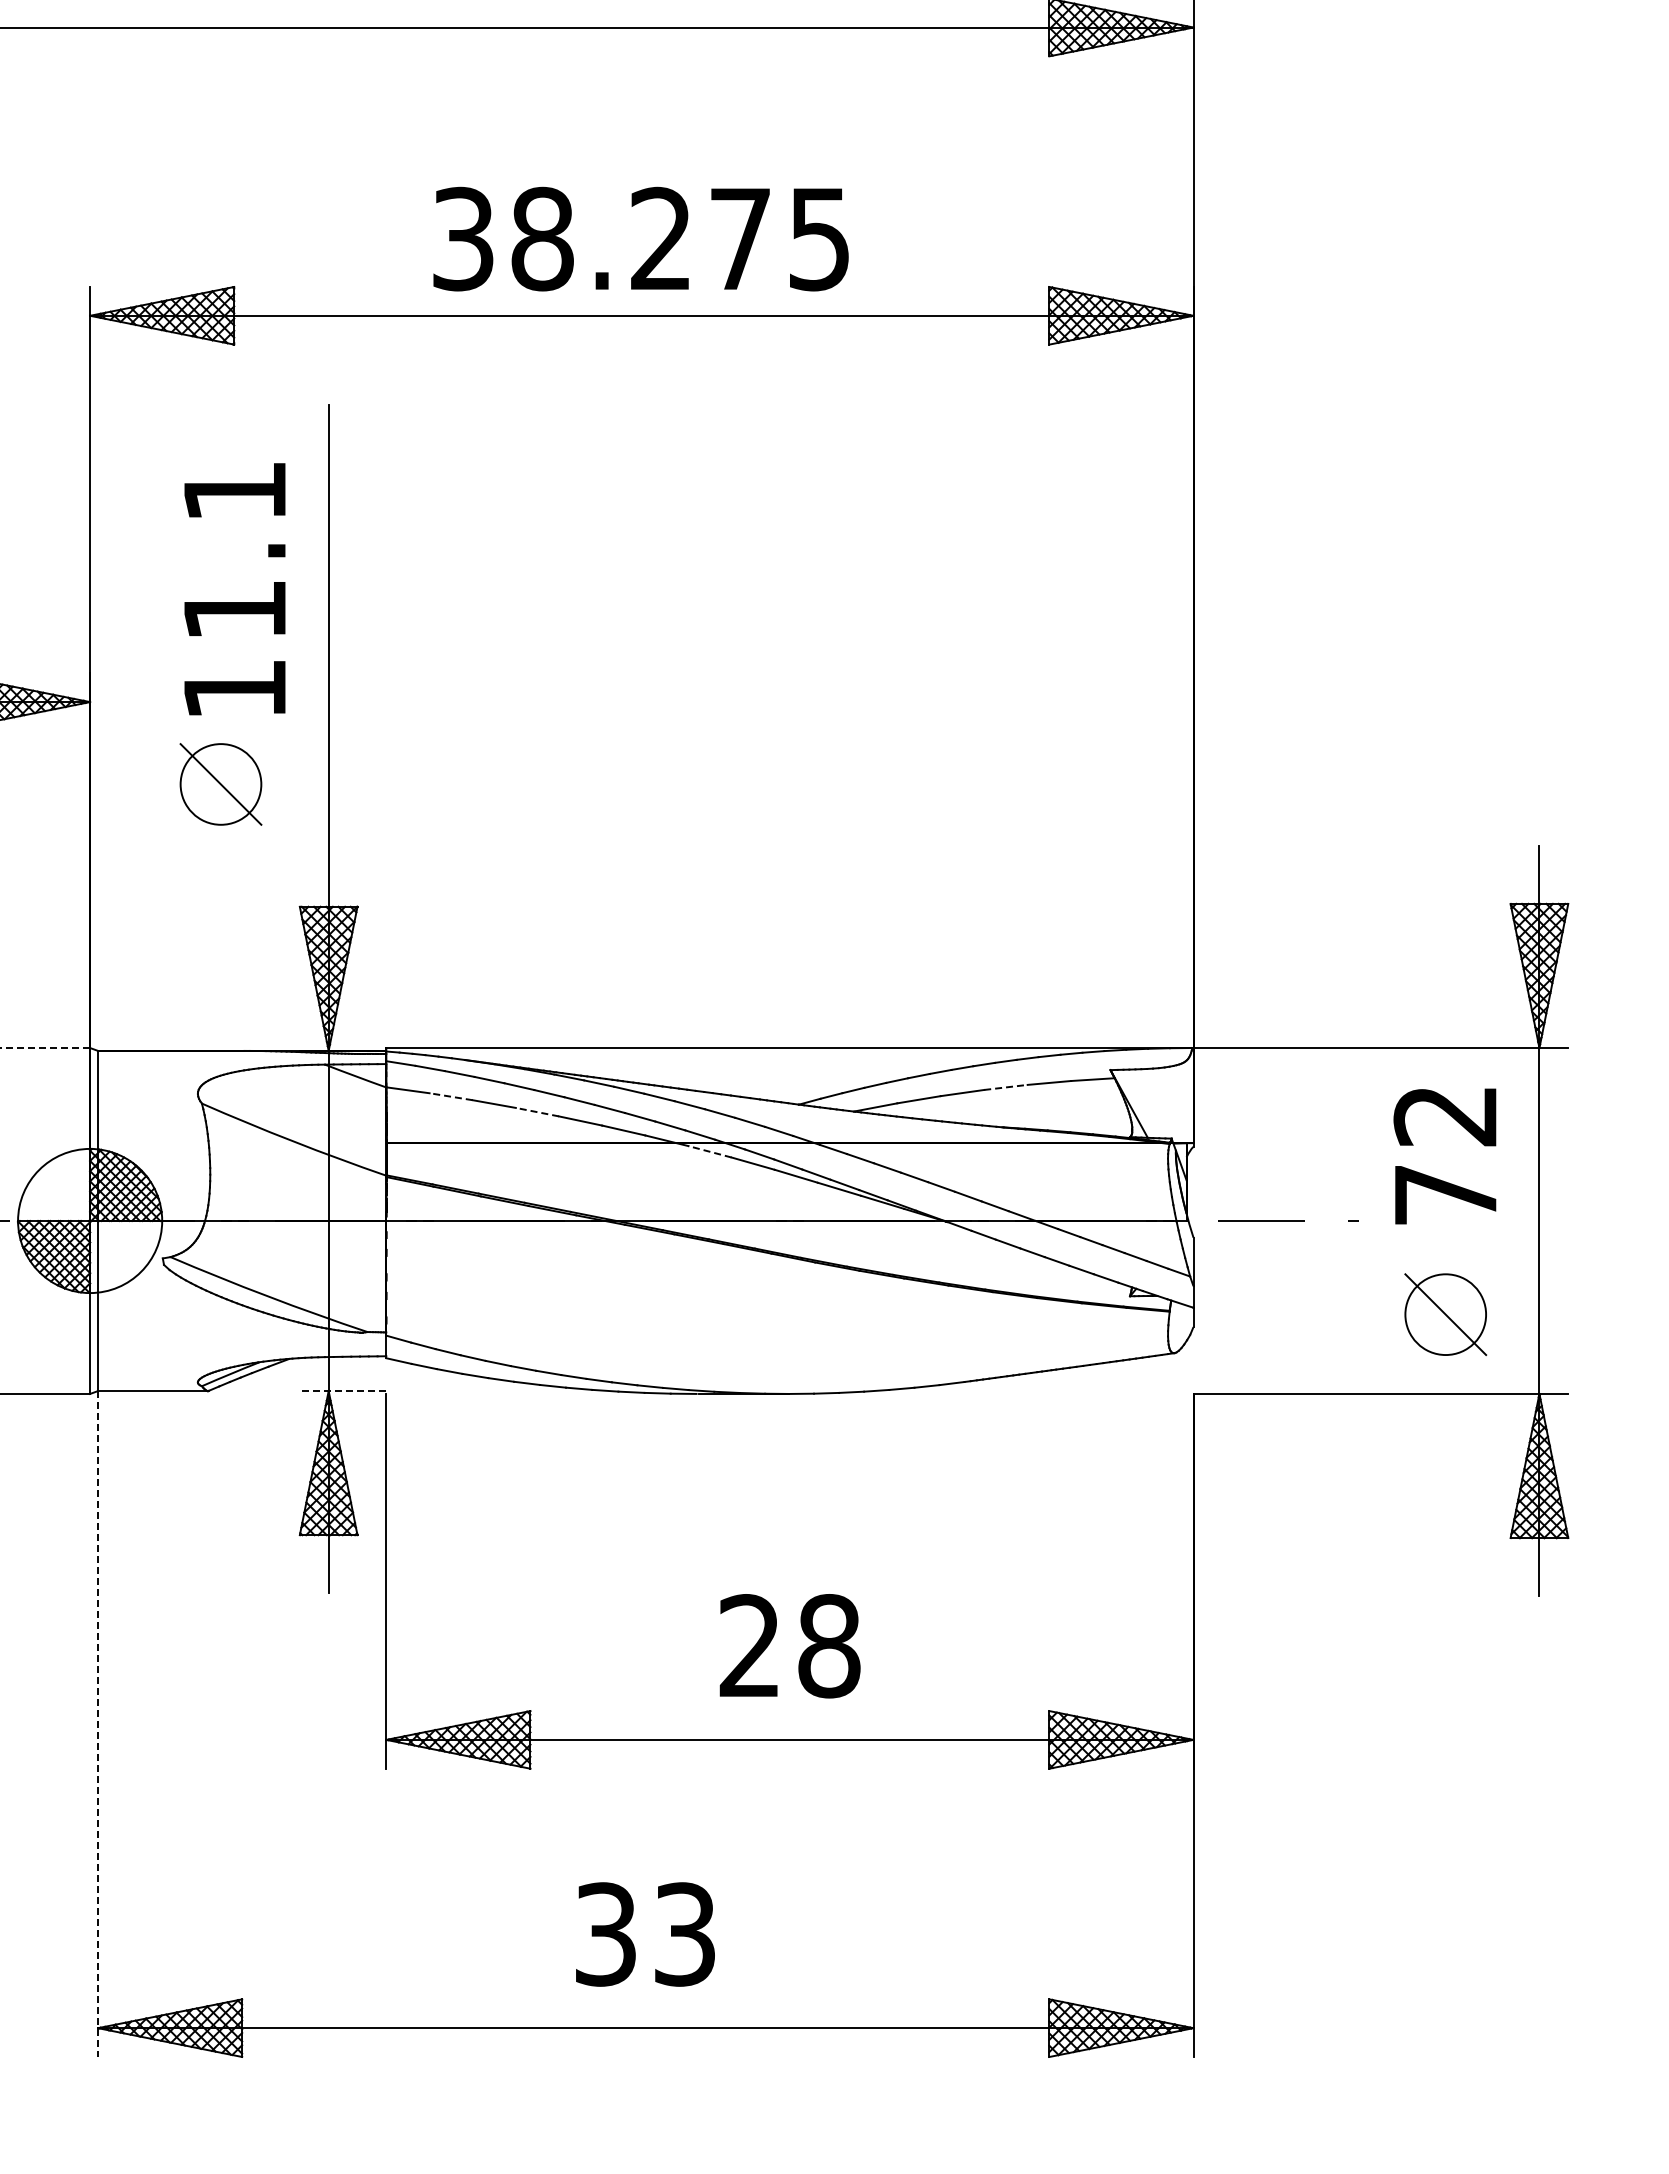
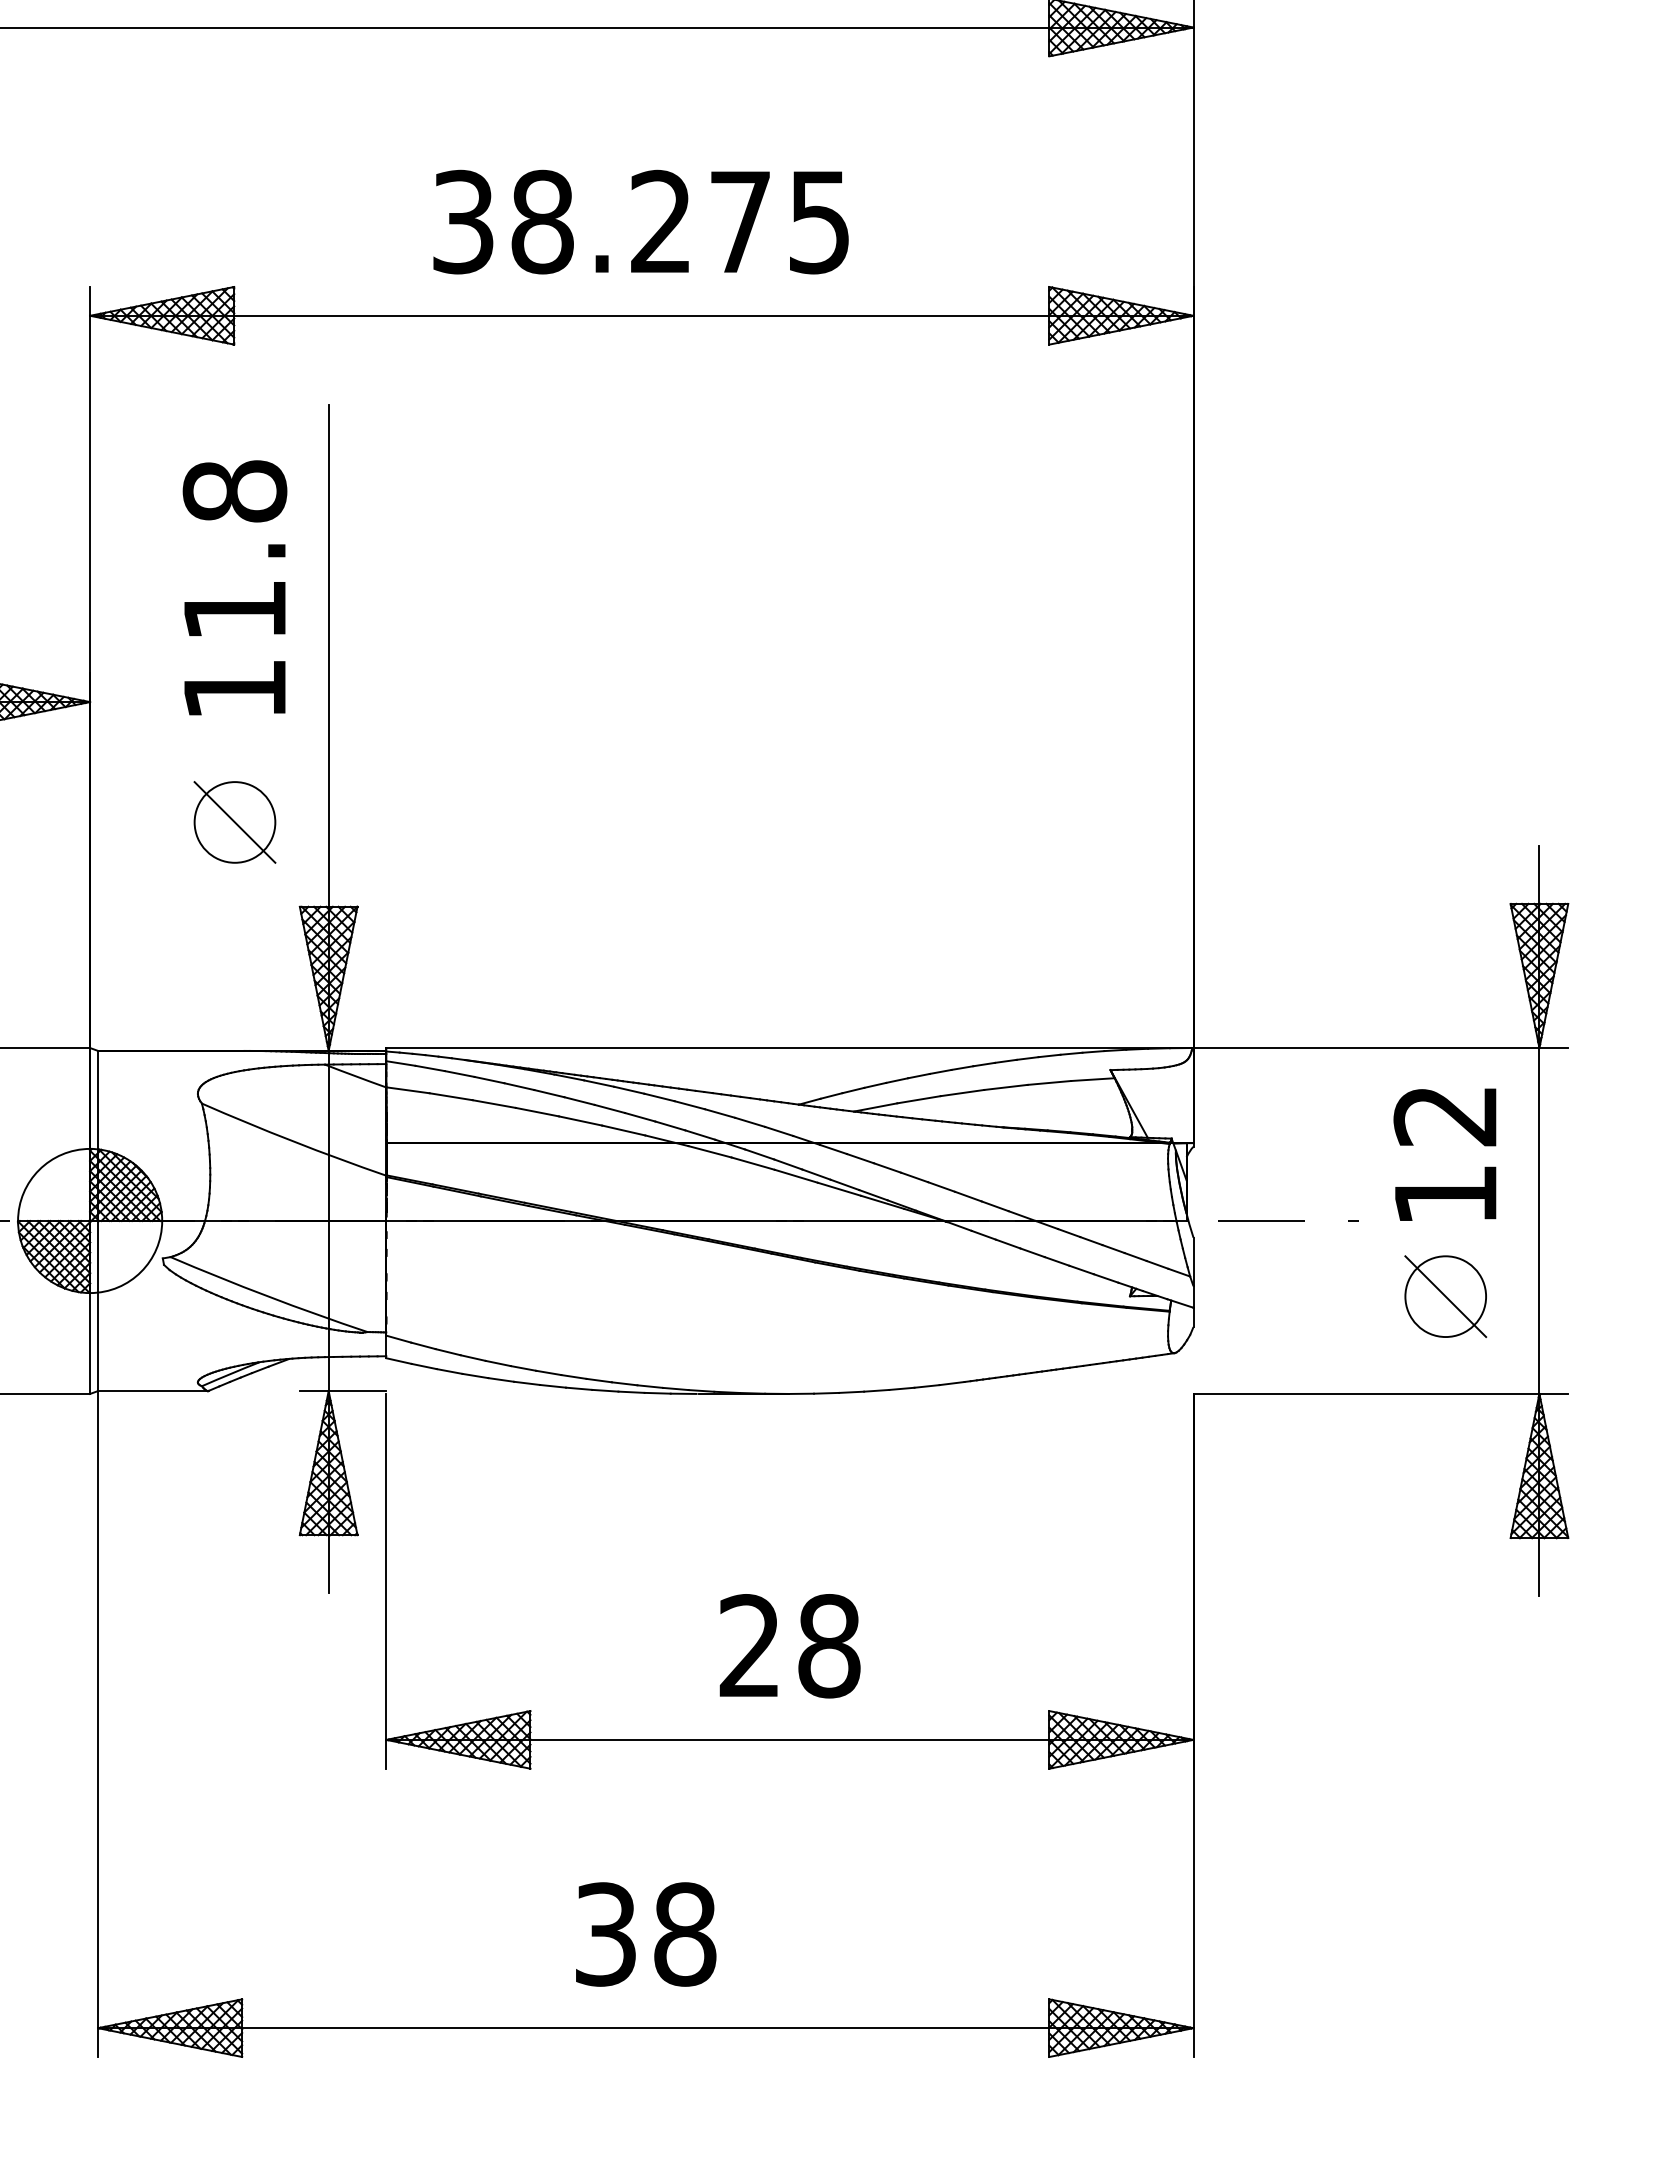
text position: (640, 238) -> (640, 221) (640, 221)
text: 11.1 -> 11.8 (234, 491)
part position: (220, 784) -> (234, 822) (234, 822)
line: dashed -> solid (45, 1048)
line: dashed -> solid (1005, 1087)
line: dashed -> solid (451, 1096)
line: dashed -> solid (537, 1112)
line: dashed -> solid (709, 1151)
text: 72 -> 12 (1445, 1195)
part position: (1445, 1314) -> (1445, 1296) (1445, 1296)
line: dashed -> solid (342, 1391)
line: dashed -> solid (98, 1724)
text: 33 -> 38 (685, 1934)
